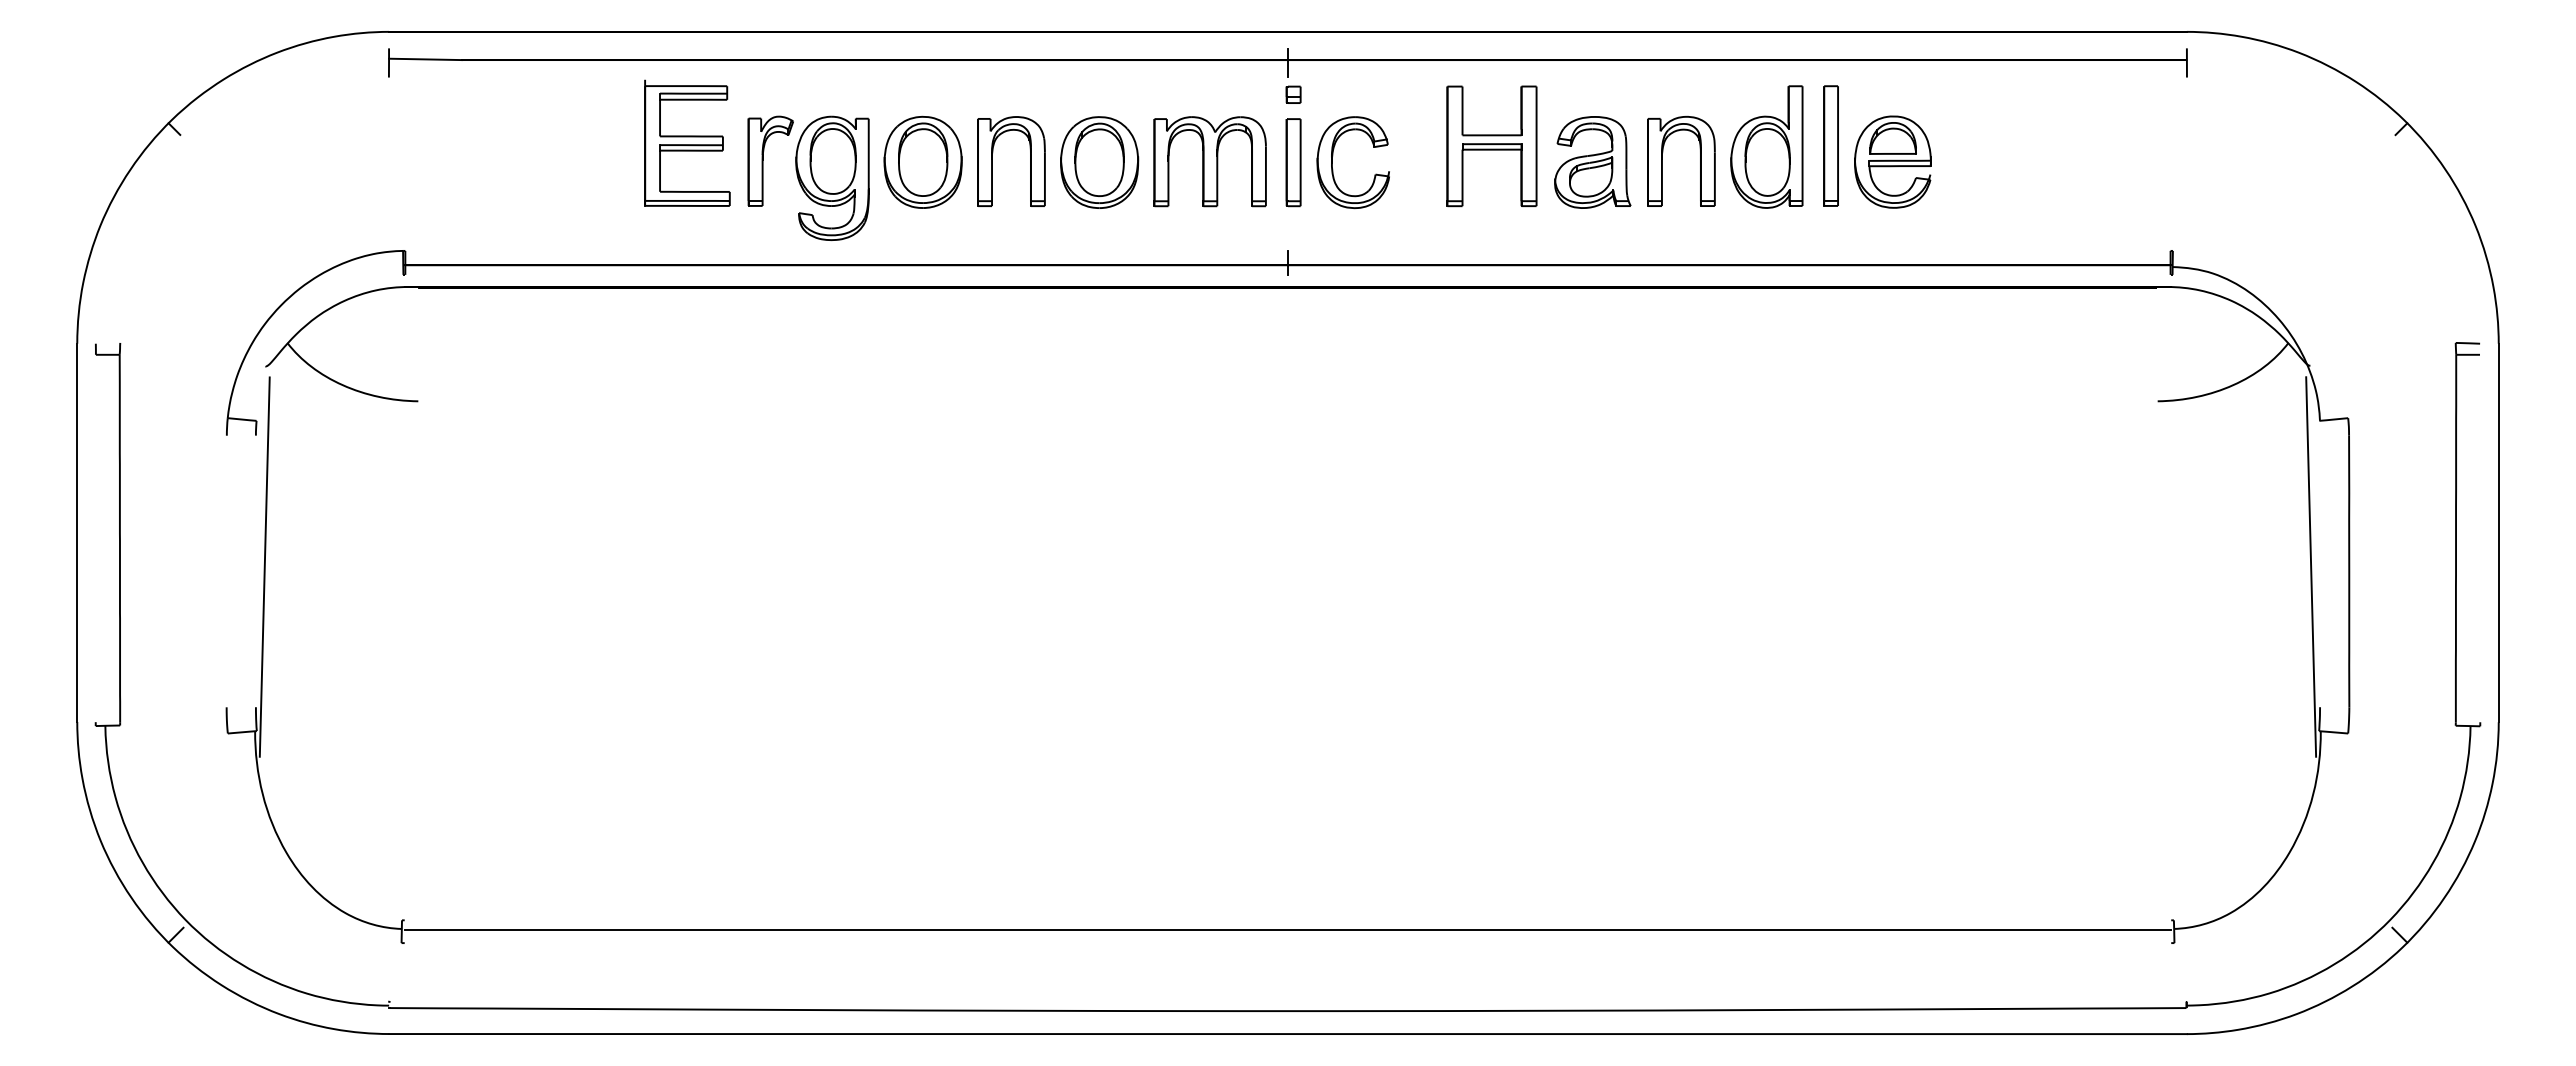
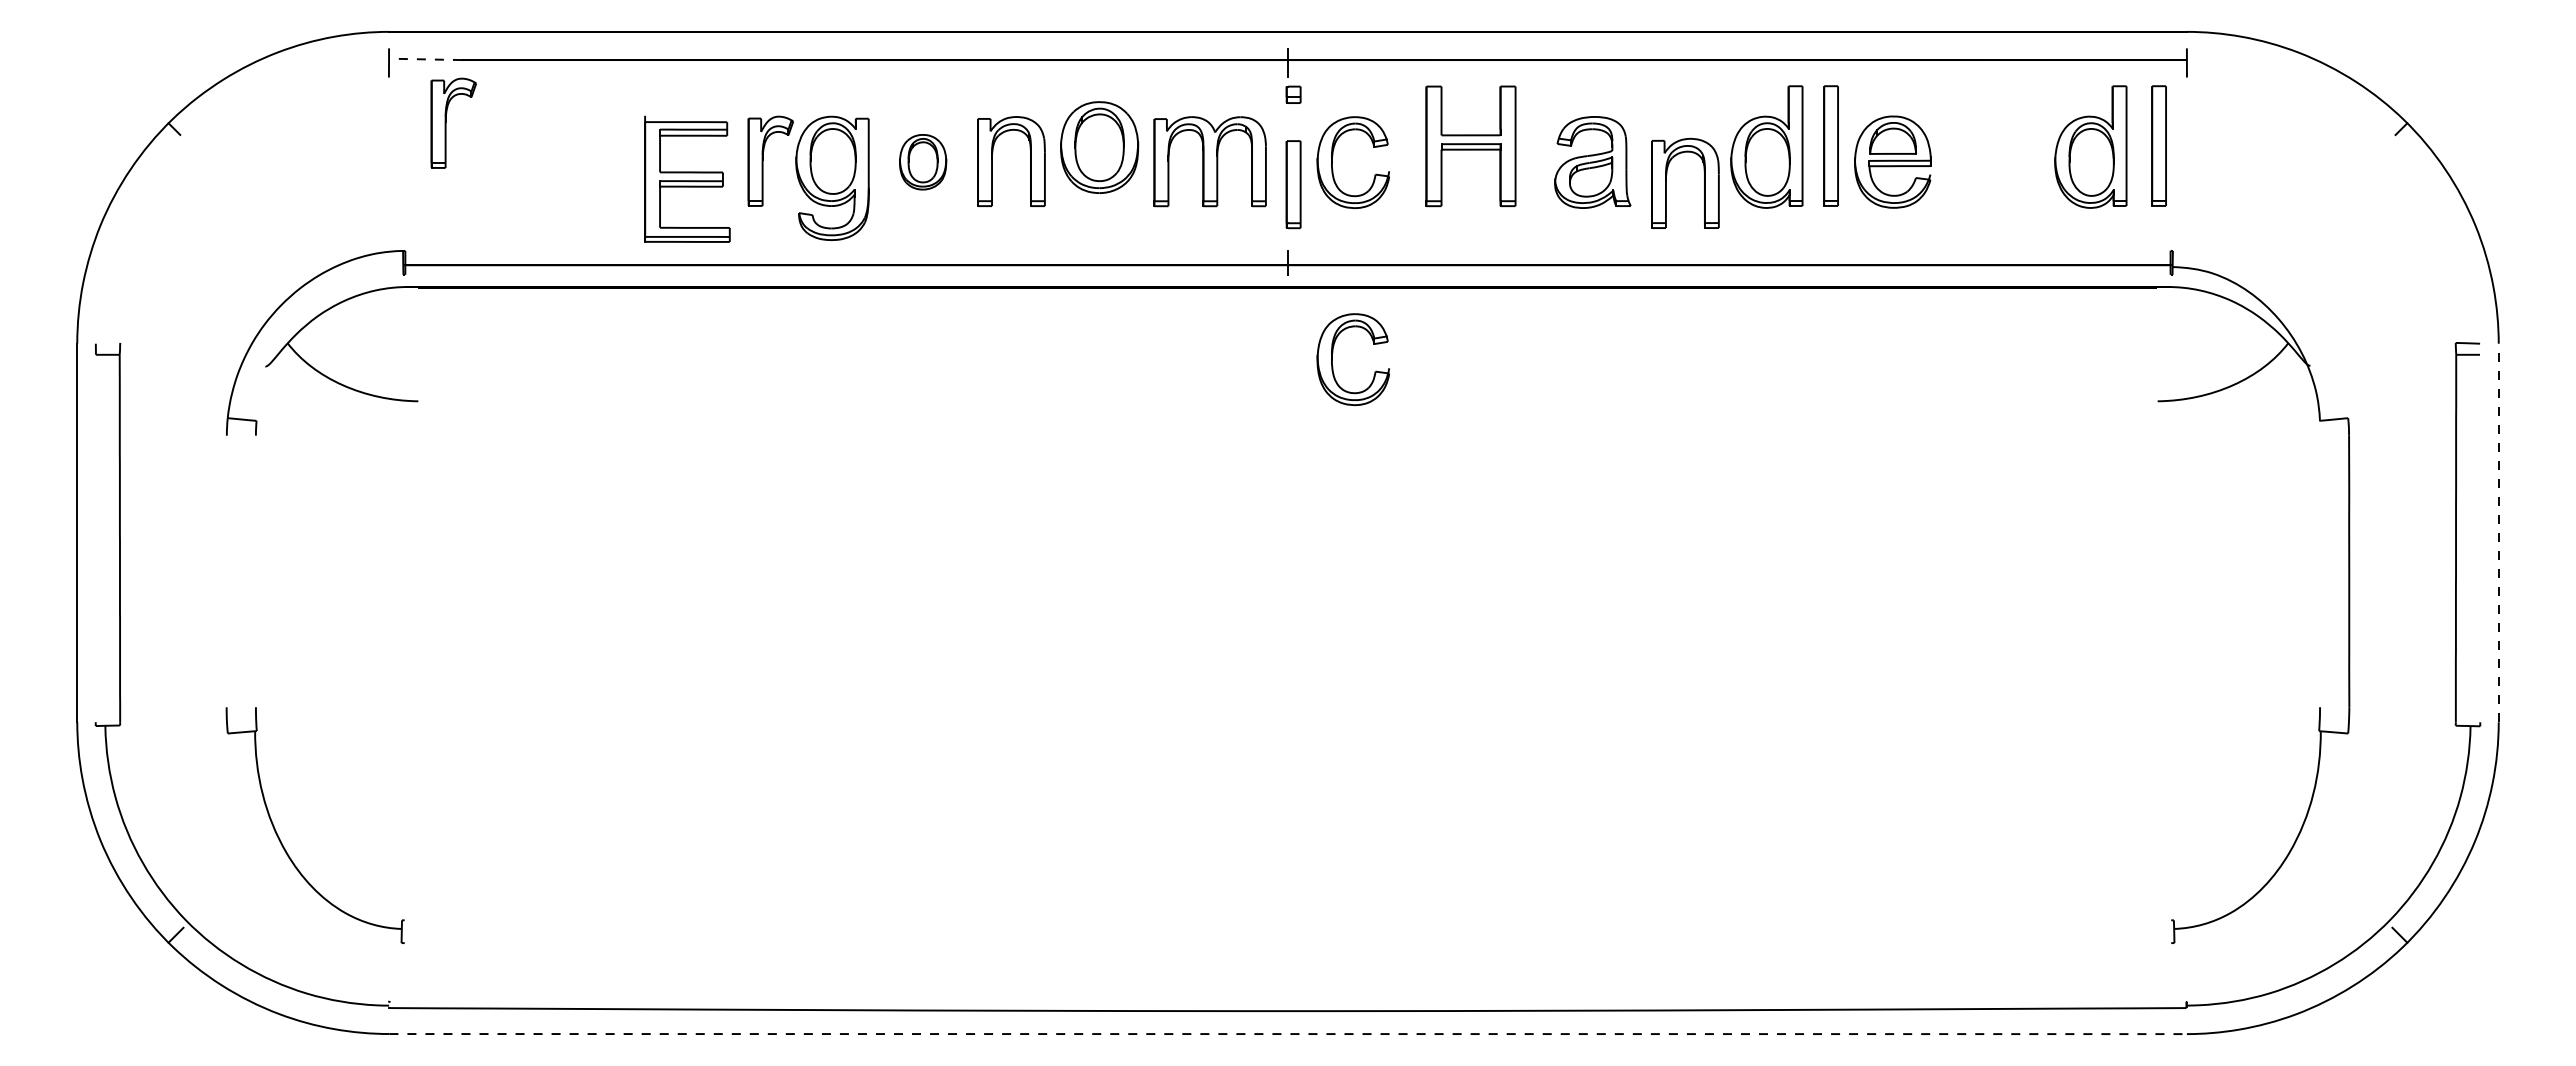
line: solid -> dashed (424, 59)
part: none -> present (446, 122)
part position: (687, 142) -> (687, 178) (687, 178)
part: none -> present (2158, 145)
part position: (1491, 146) -> (1470, 146) (1470, 146)
part: none -> present (2090, 146)
part position: (1662, 160) -> (1666, 182) (1666, 182)
part size: 80x94 px -> 49x57 px (923, 162)
part position: (1099, 162) -> (1099, 147) (1099, 147)
part position: (1293, 162) -> (1293, 184) (1293, 184)
part: none -> present (1333, 353)
line: solid -> dashed (2498, 532)
line: present -> none (264, 566)
line: present -> none (2311, 566)
line: present -> none (1287, 929)
line: solid -> dashed (1288, 1034)
